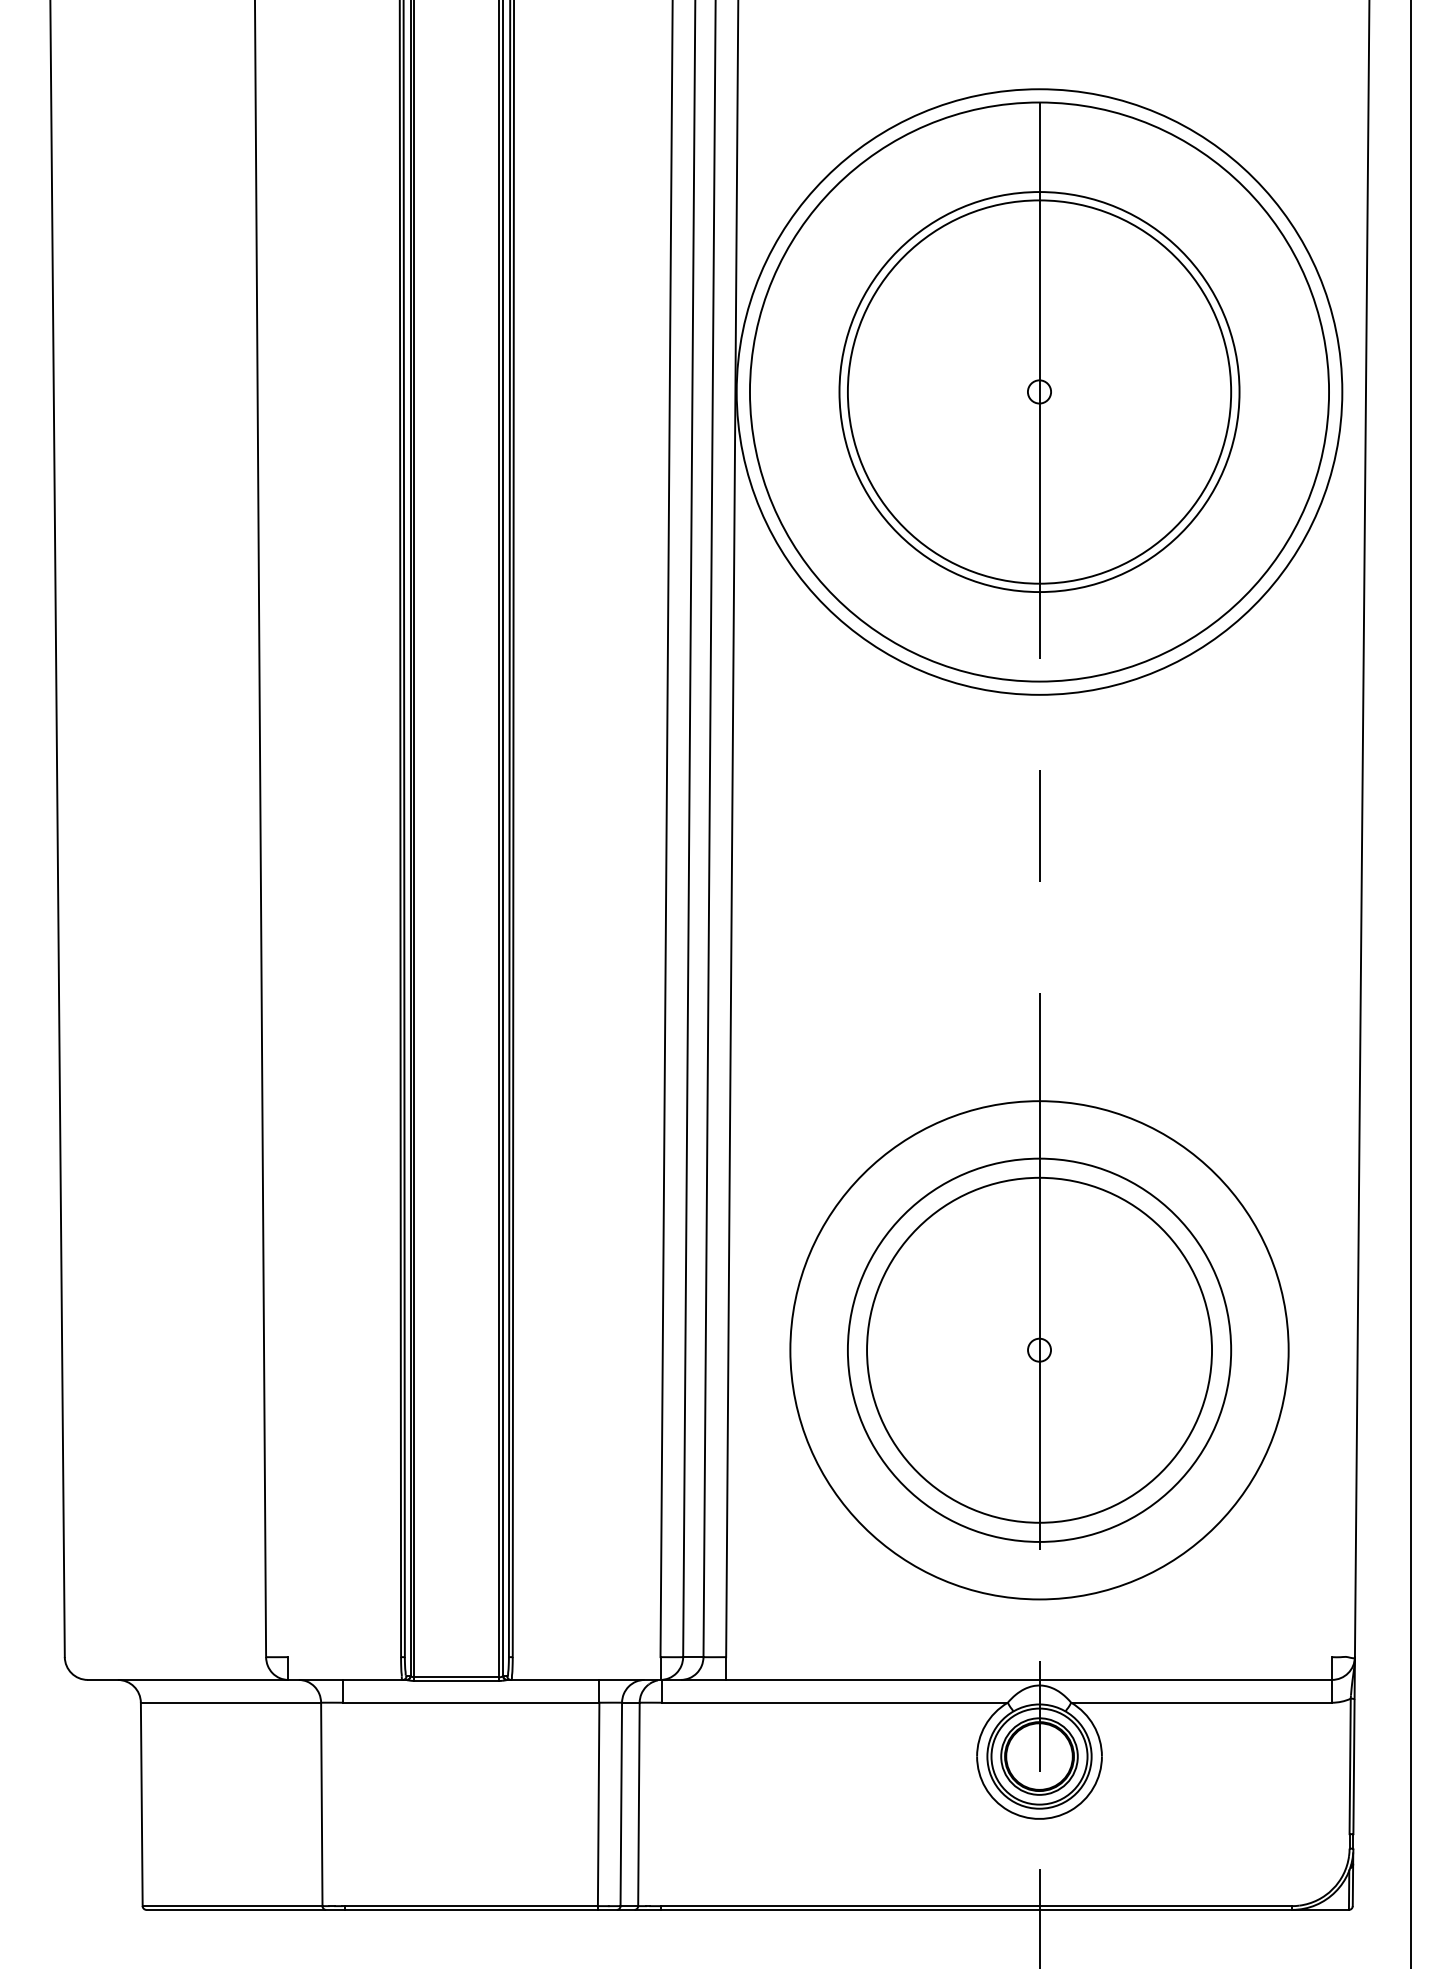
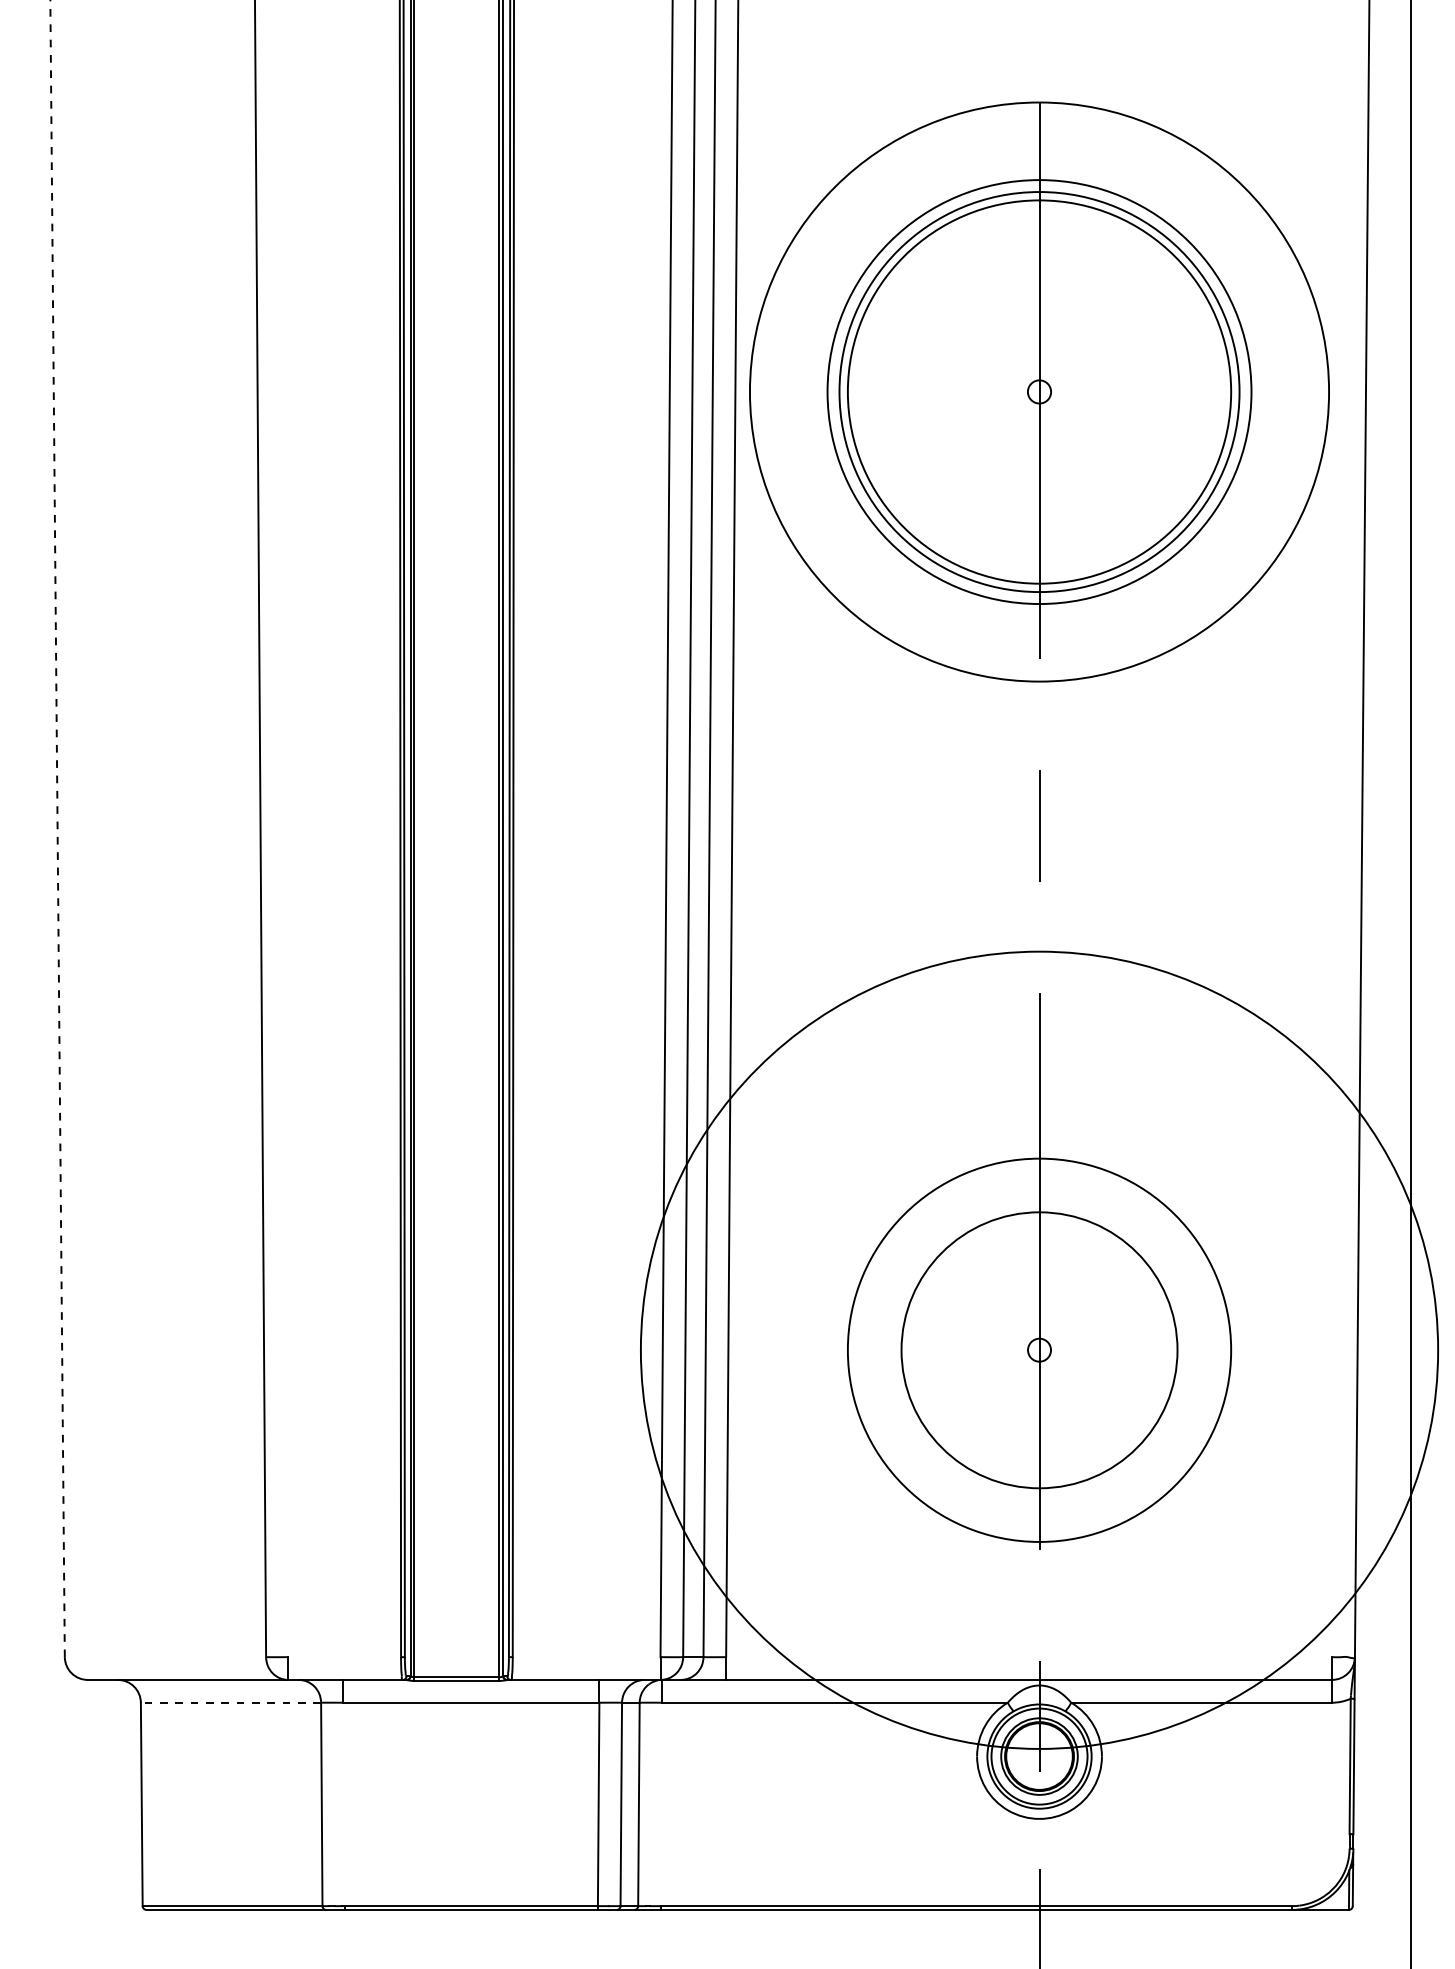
circle diameter: 606 px -> 424 px (1039, 392)
line: solid -> dashed (57, 828)
circle diameter: 345 px -> 276 px (1039, 1350)
circle diameter: 498 px -> 797 px (1039, 1349)
line: solid -> dashed (230, 1702)
